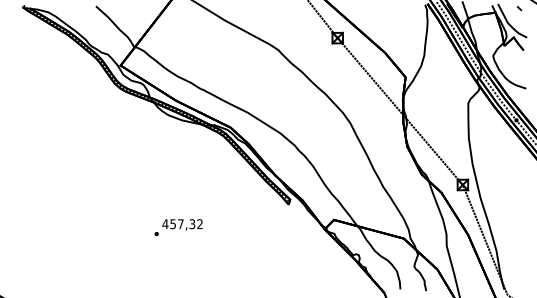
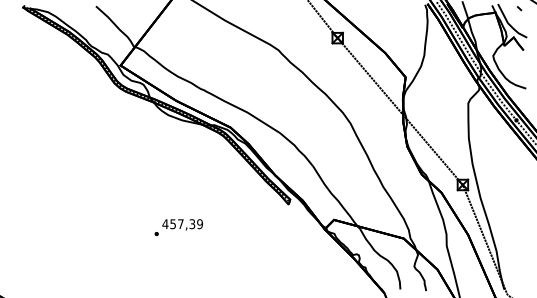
text: 457,32 -> 457,39 (199, 224)
